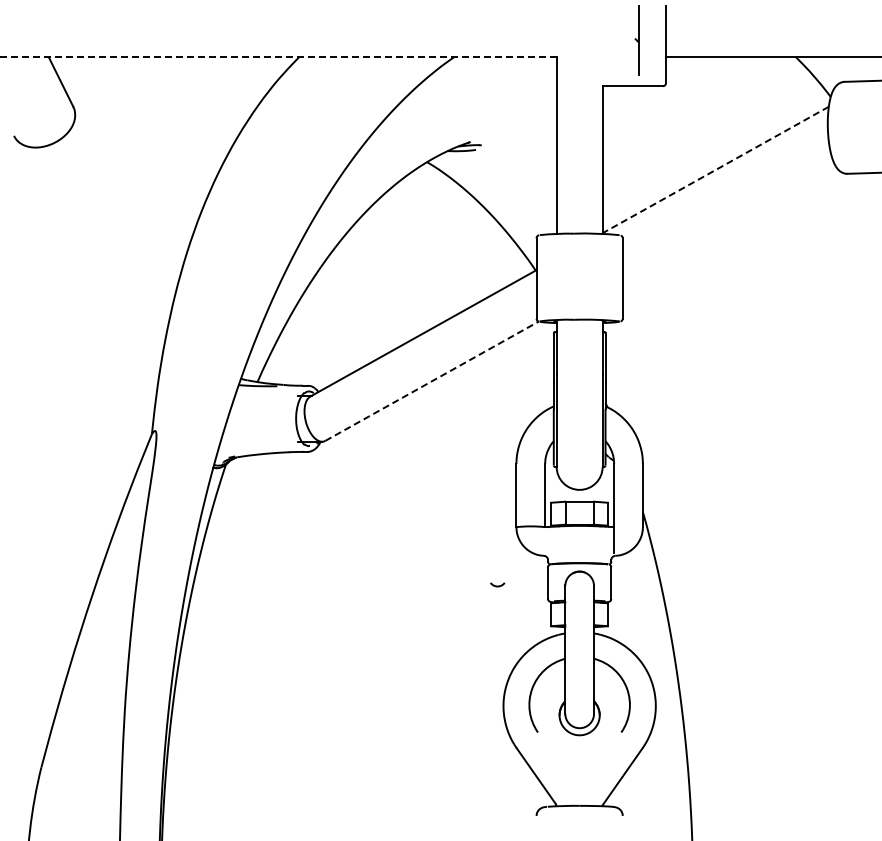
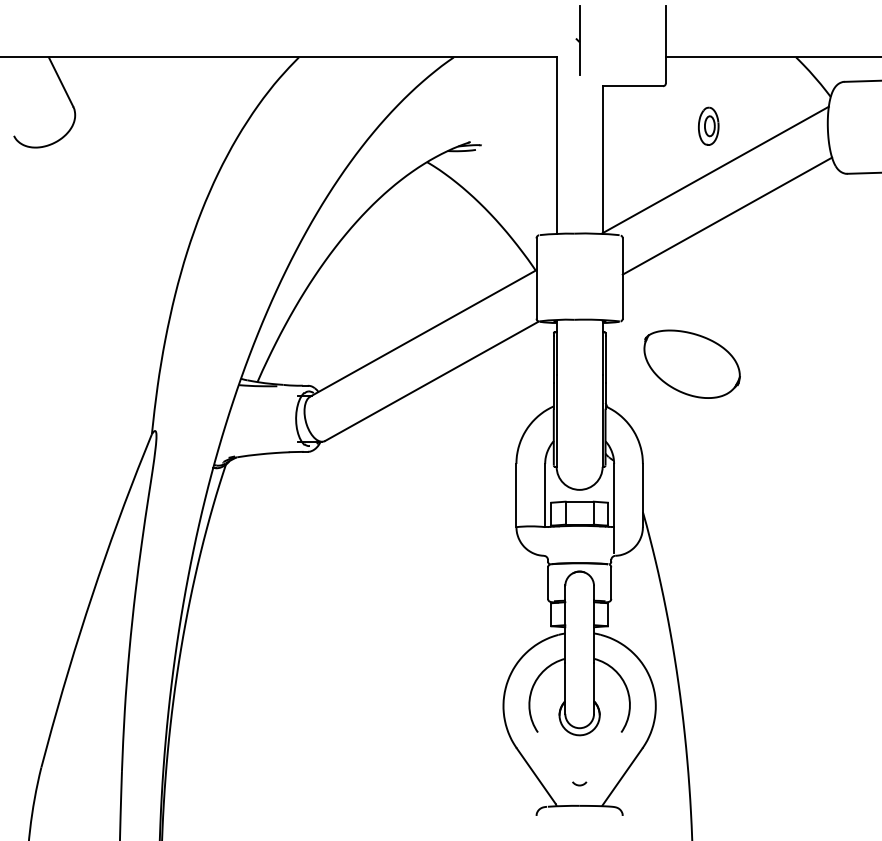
part position: (636, 40) -> (577, 40) (577, 40)
line: dashed -> solid (278, 57)
part: none -> present (708, 125)
line: dashed -> solid (715, 169)
line: none -> present (727, 215)
part: none -> present (691, 363)
line: dashed -> solid (432, 381)
arc position: (497, 585) -> (579, 784) (579, 784)
